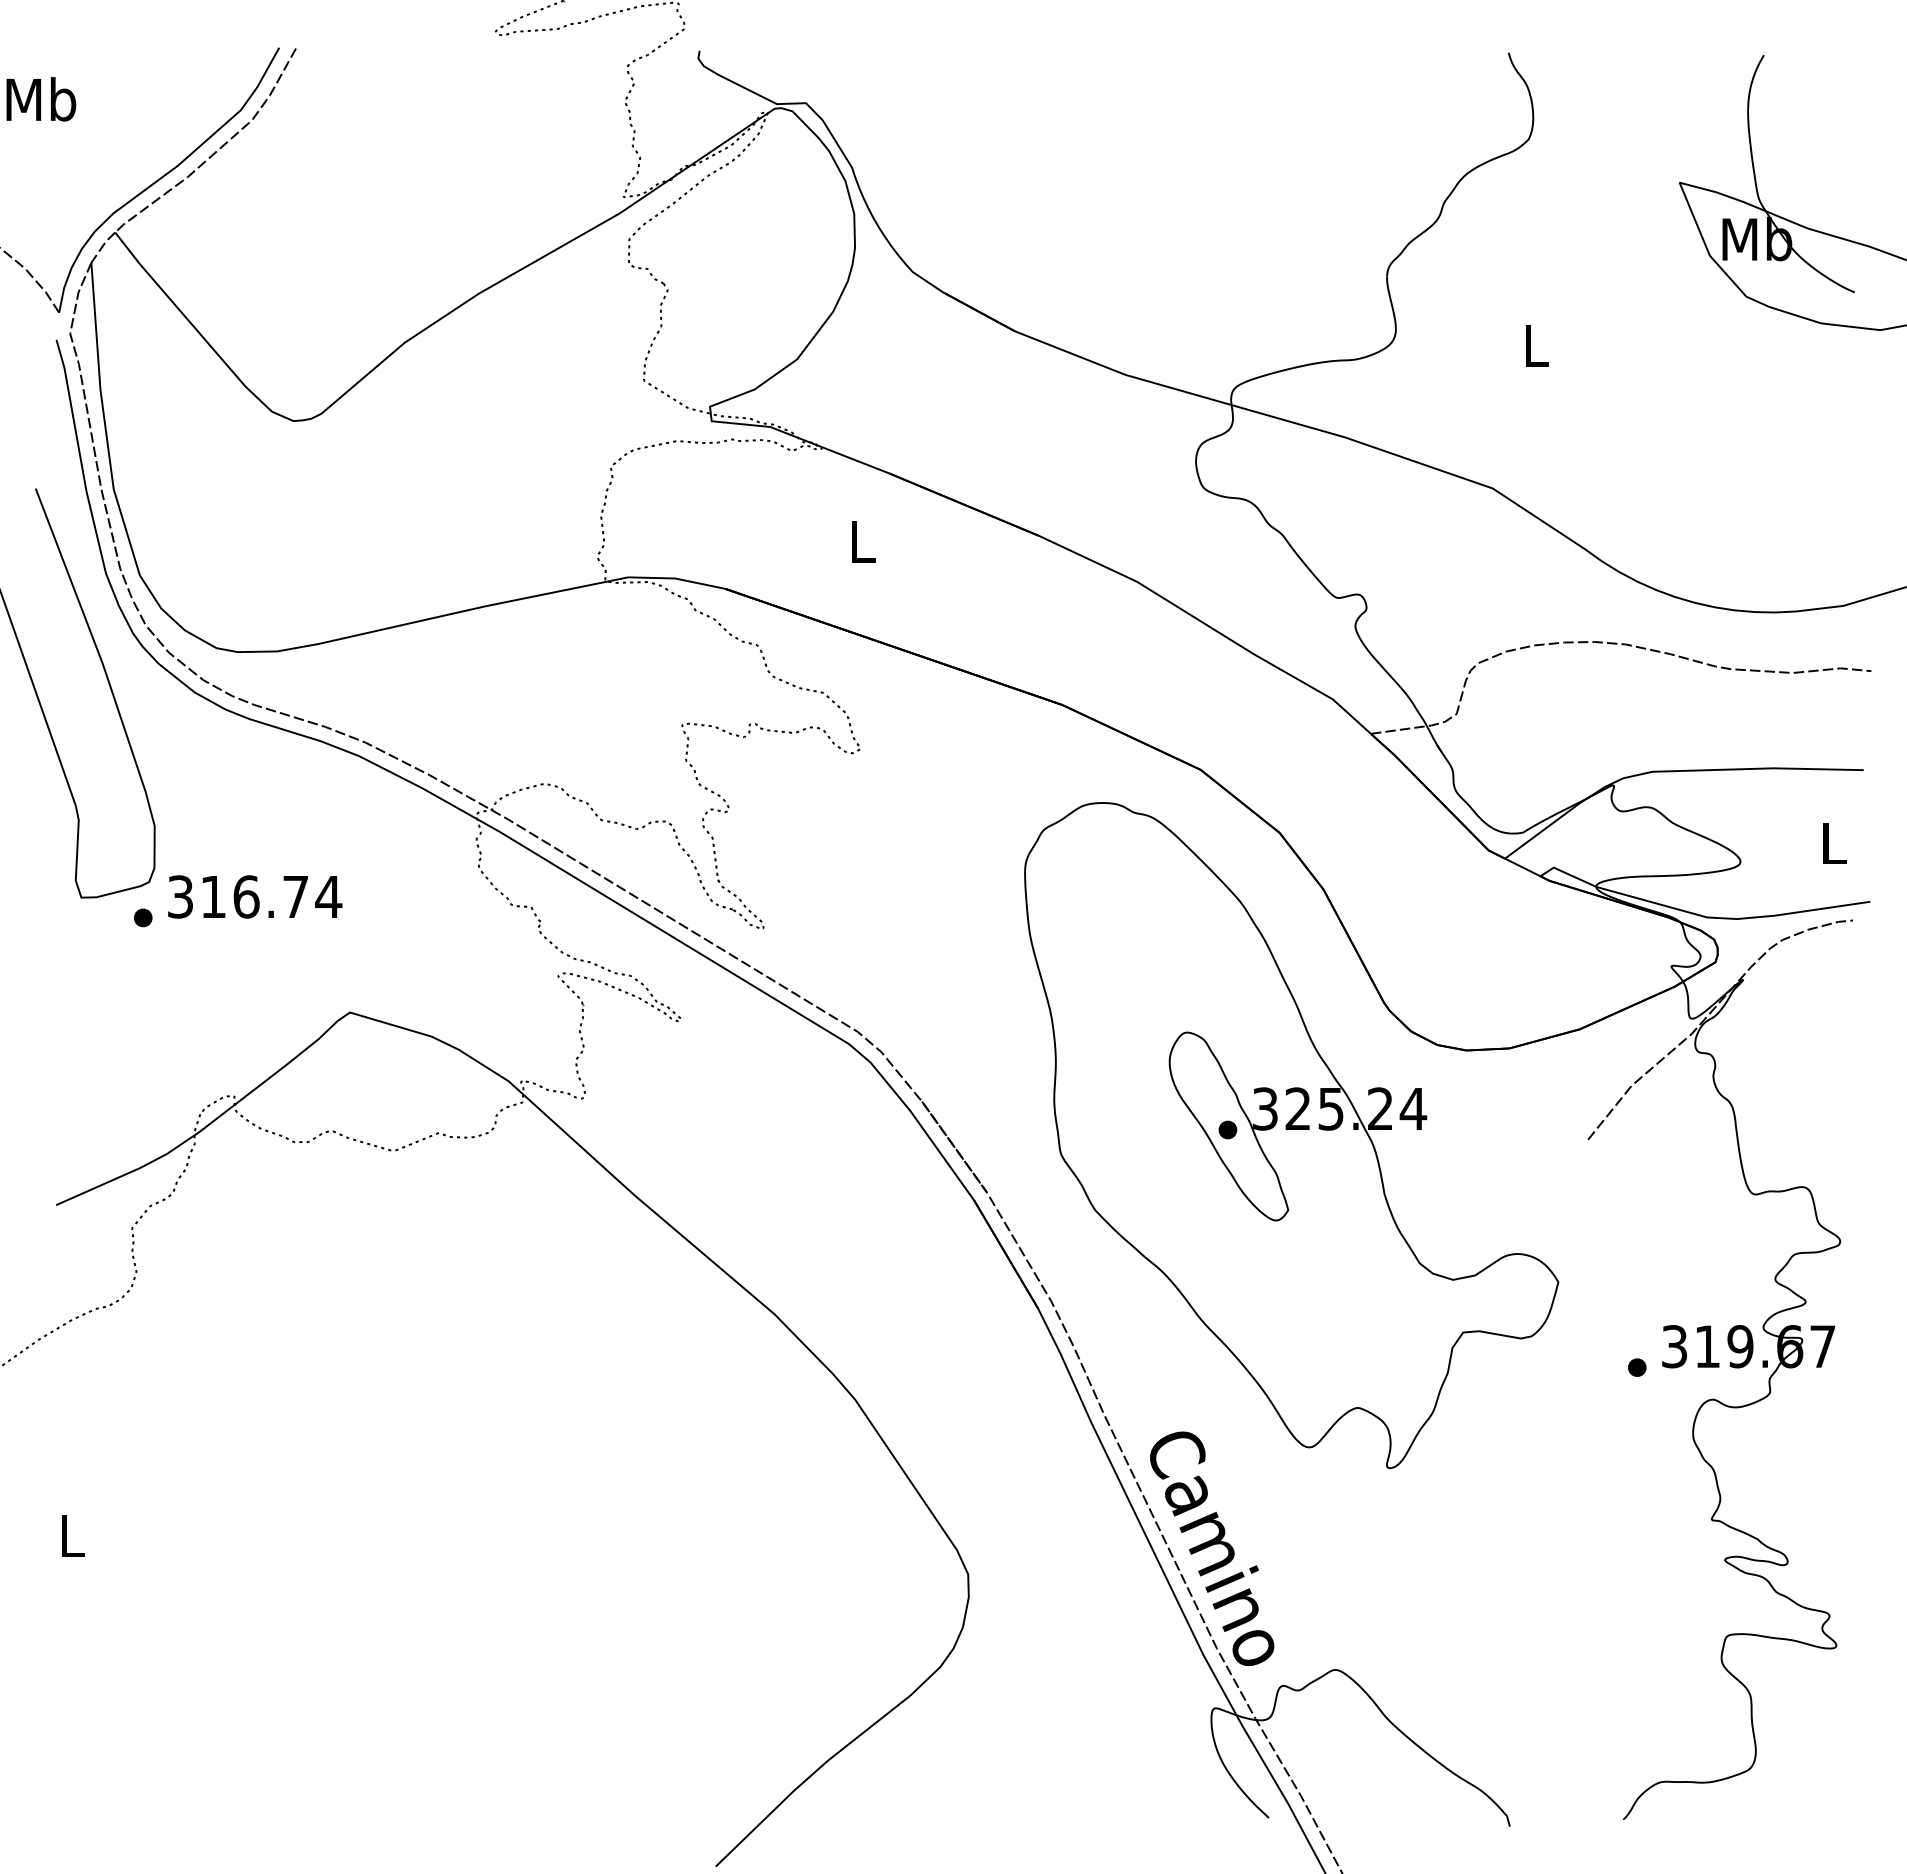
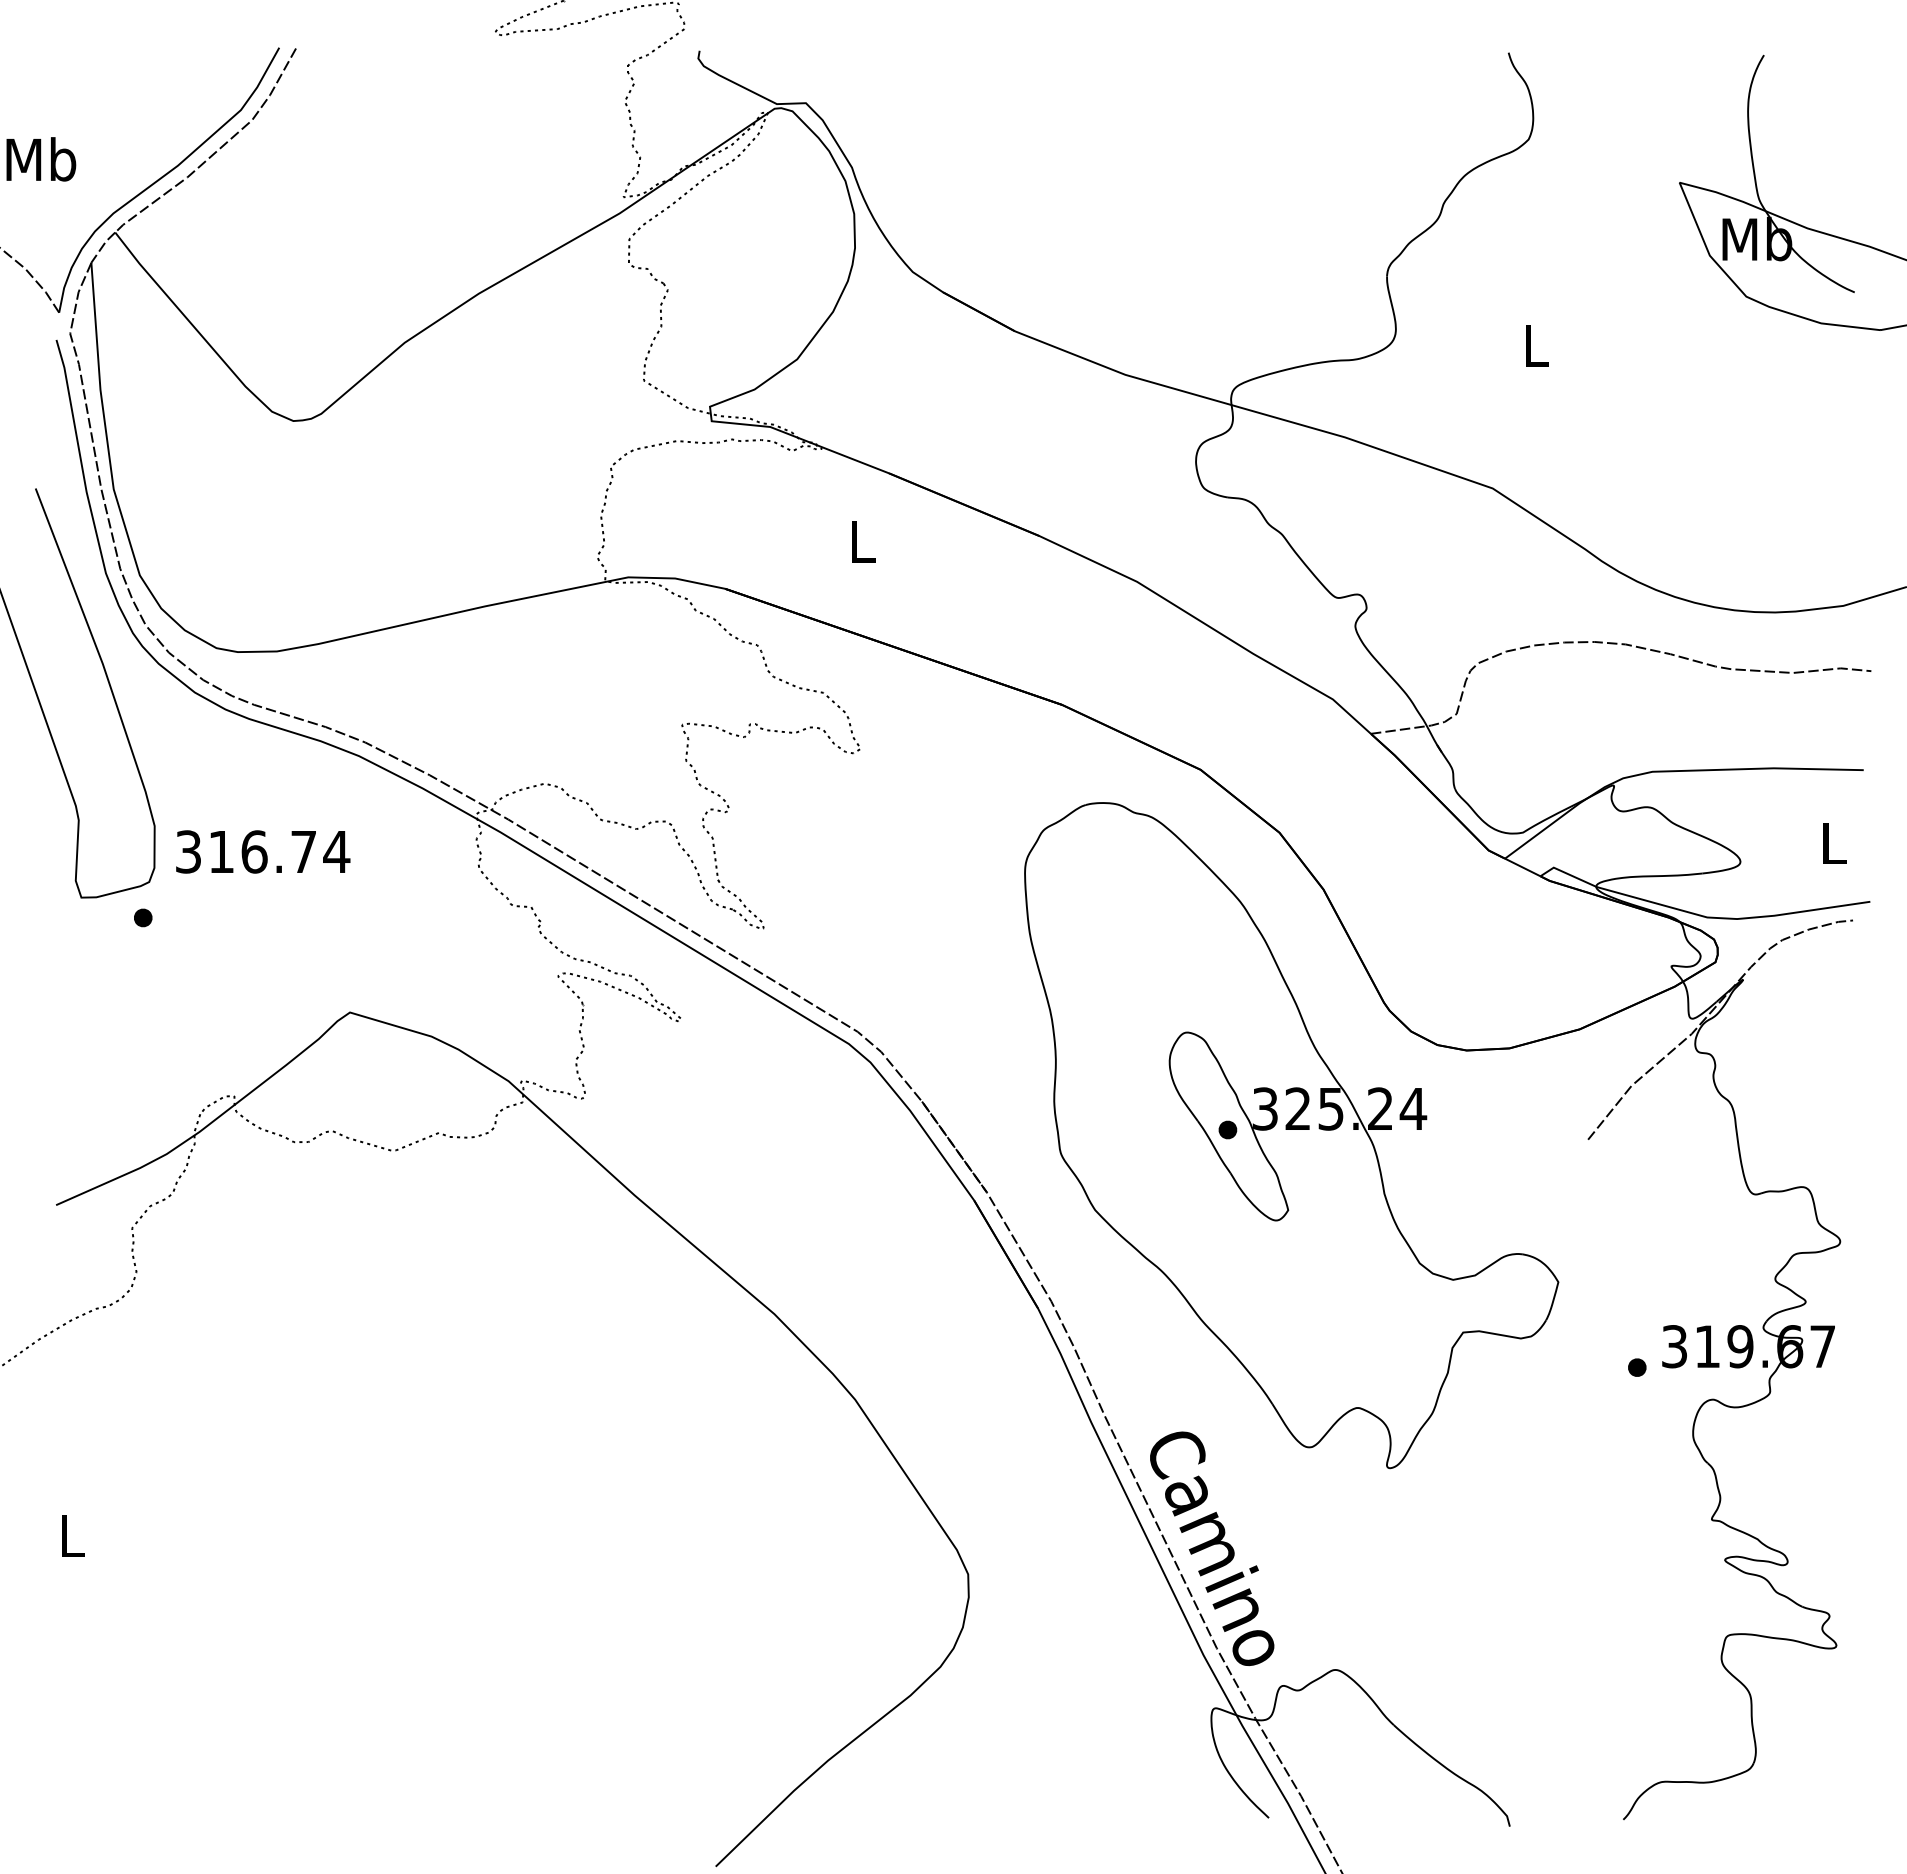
text position: (41, 99) -> (41, 159) (41, 159)
text position: (255, 896) -> (263, 851) (263, 851)
